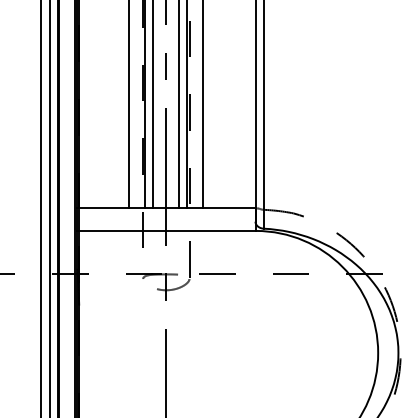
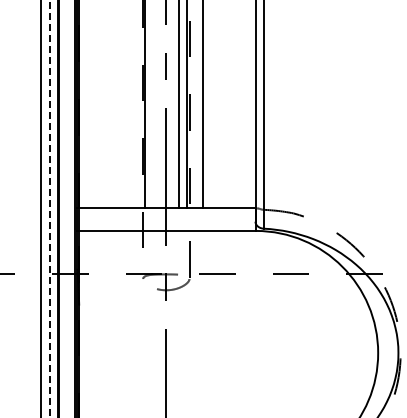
line: present -> none (129, 105)
line: present -> none (152, 105)
line: solid -> dashed (50, 208)
